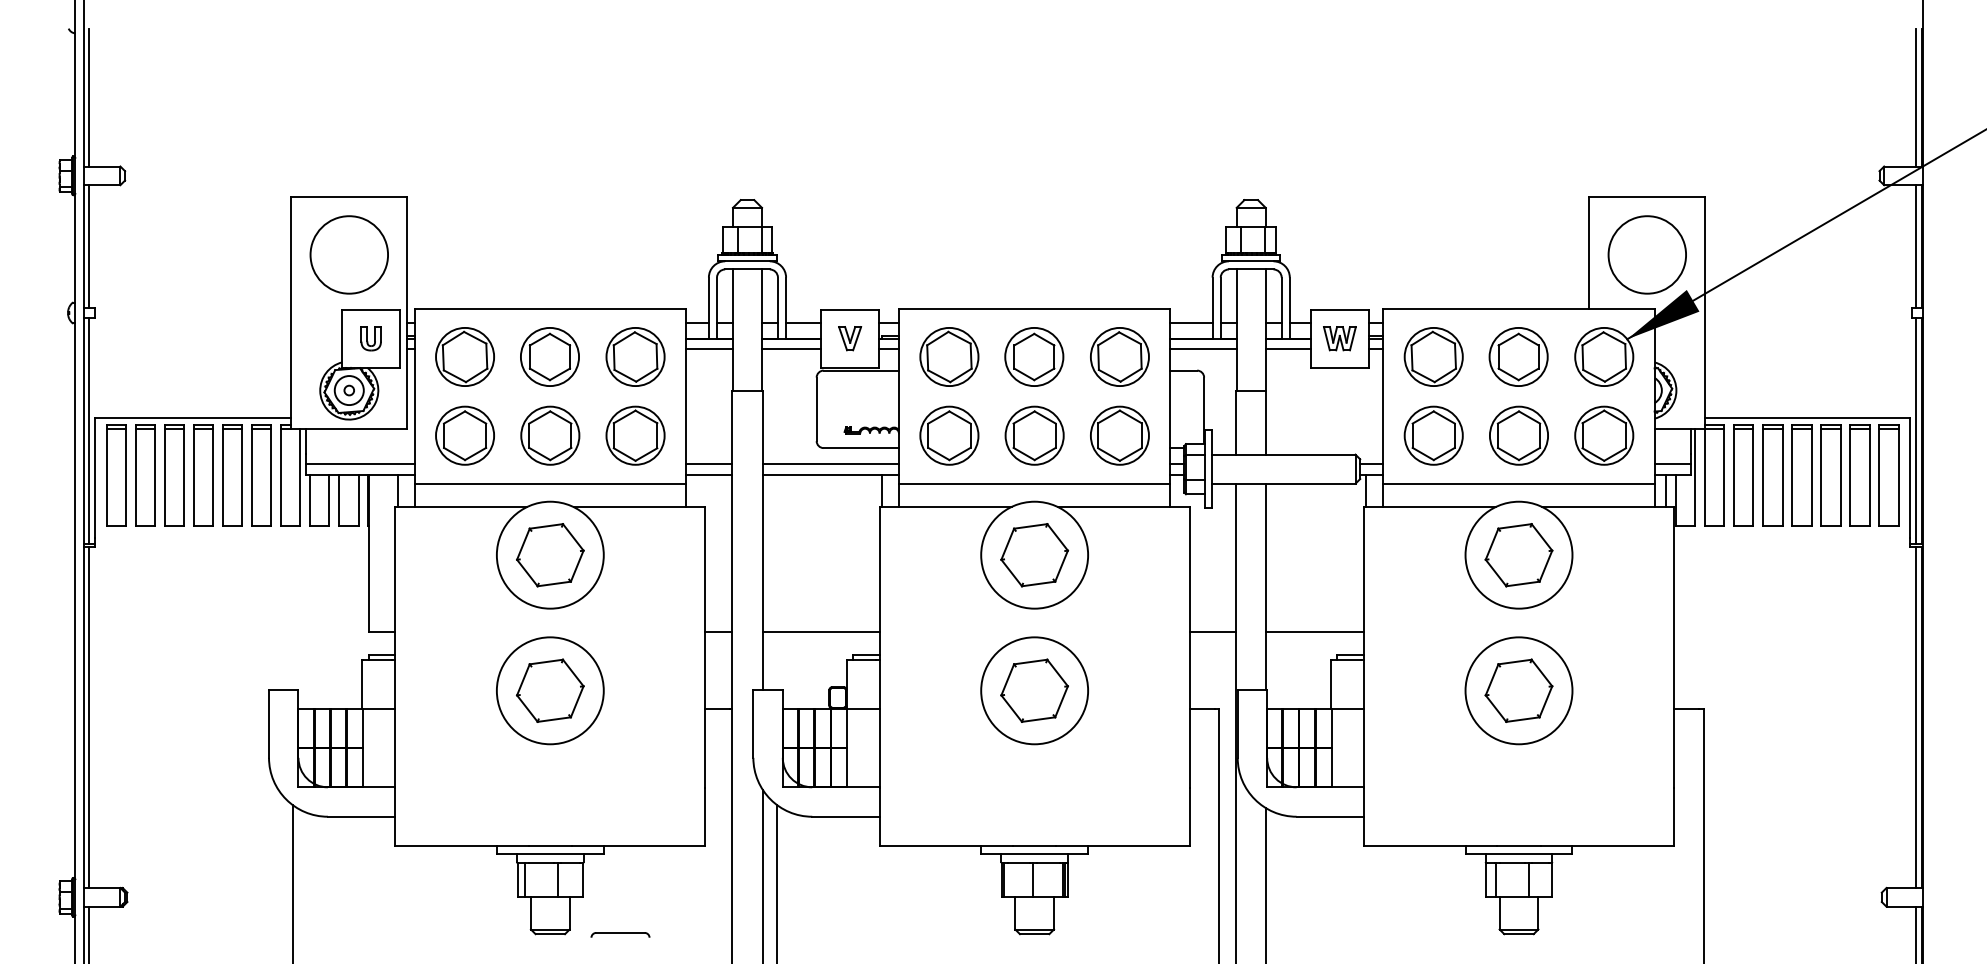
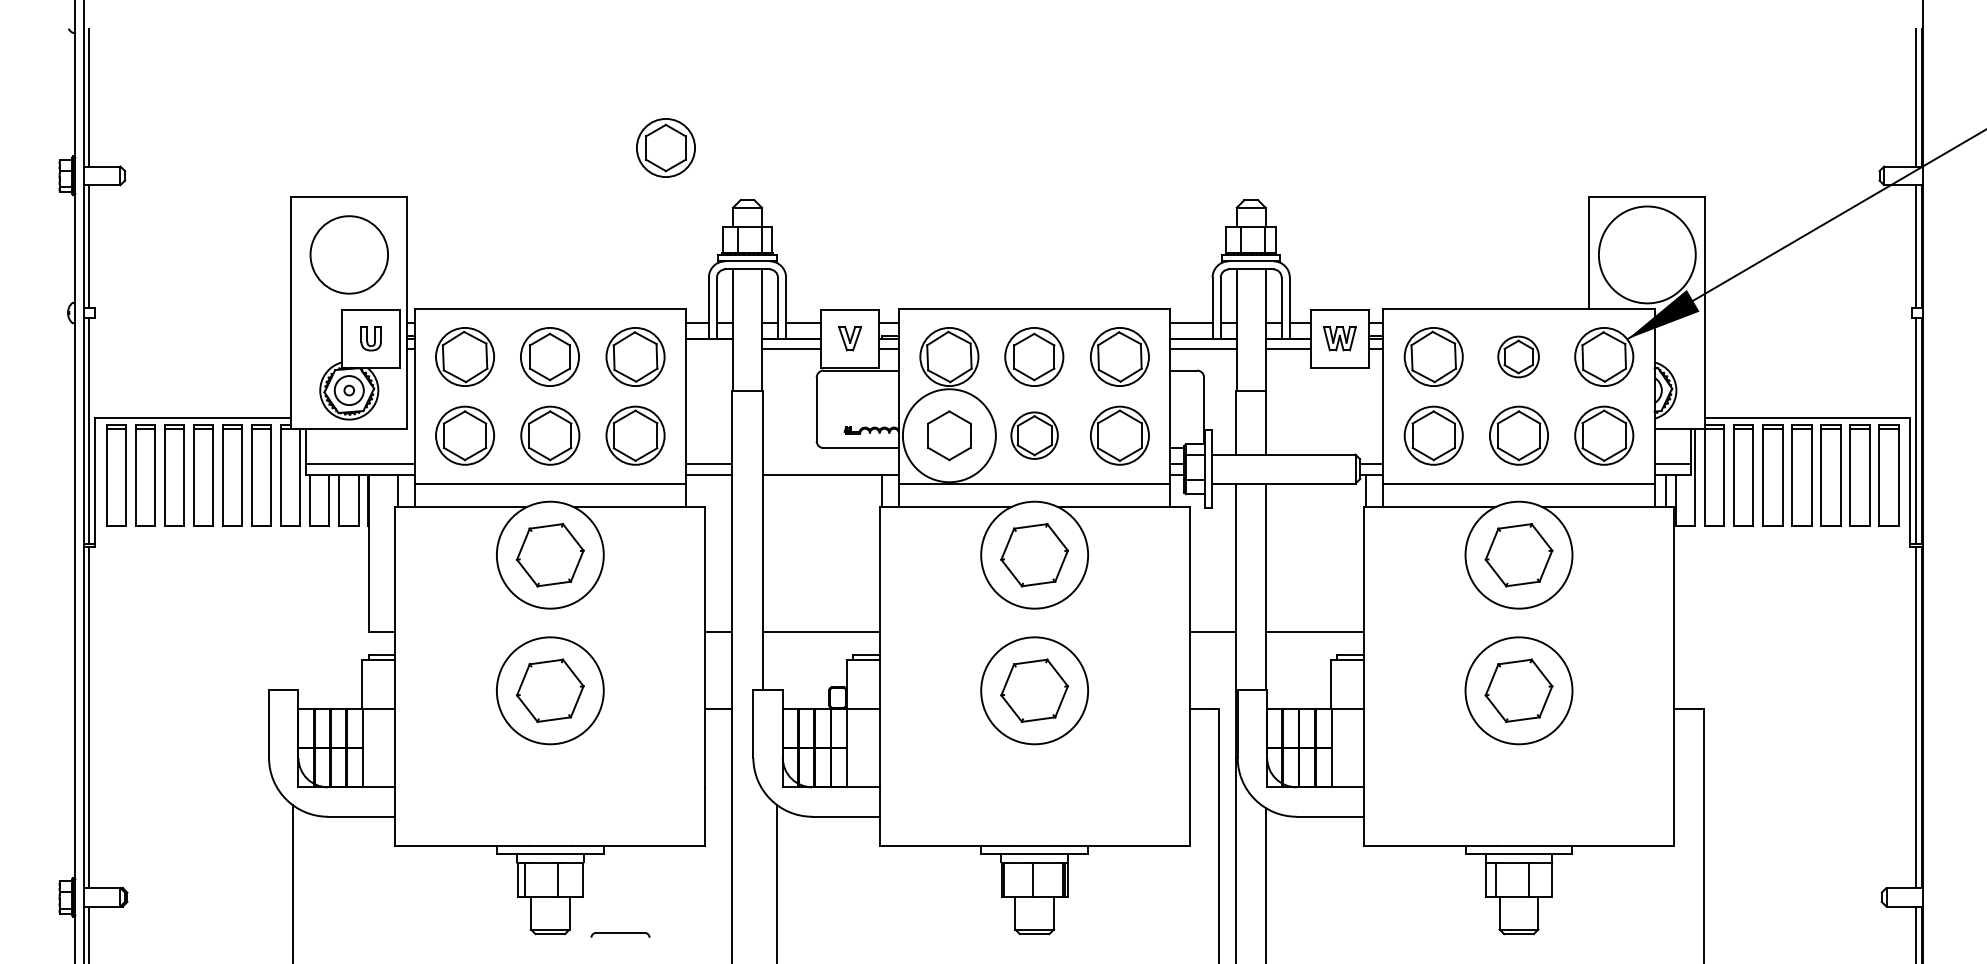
part: none -> present (665, 147)
circle diameter: 77 px -> 97 px (1646, 254)
line: present -> none (708, 349)
part size: 61x60 px -> 43x44 px (1518, 356)
circle diameter: 58 px -> 93 px (948, 435)
part size: 61x61 px -> 49x49 px (1034, 435)
line: present -> none (830, 464)
line: present -> none (762, 874)
